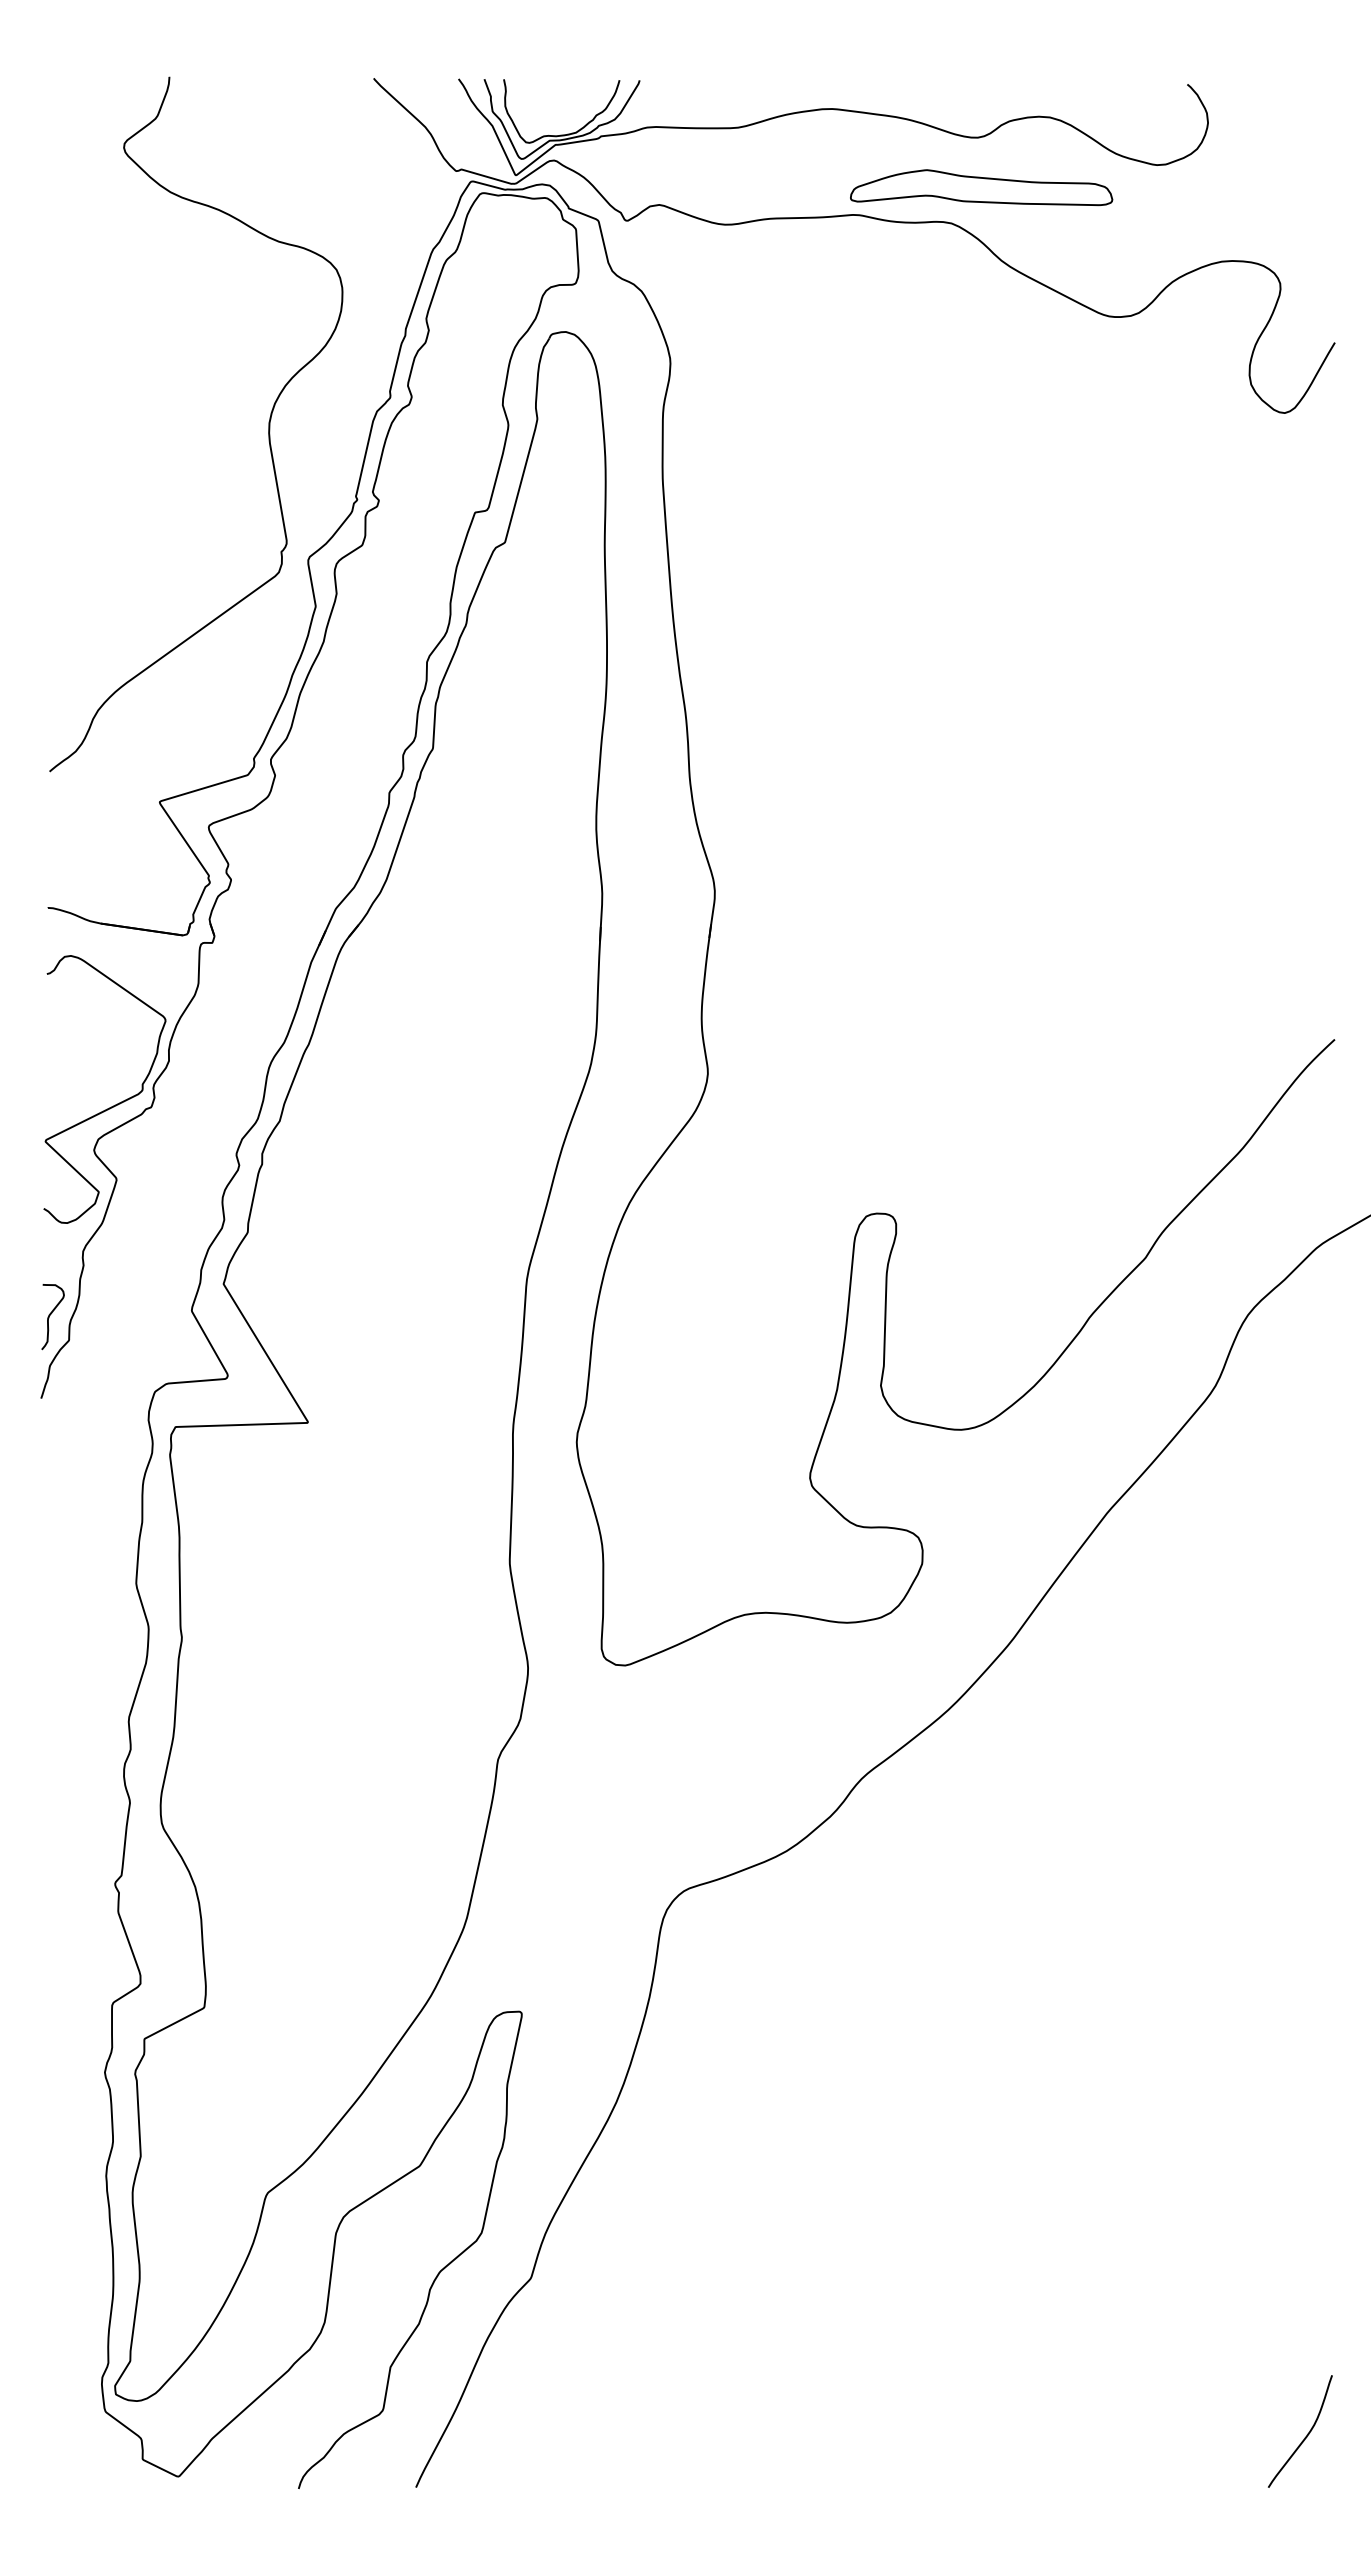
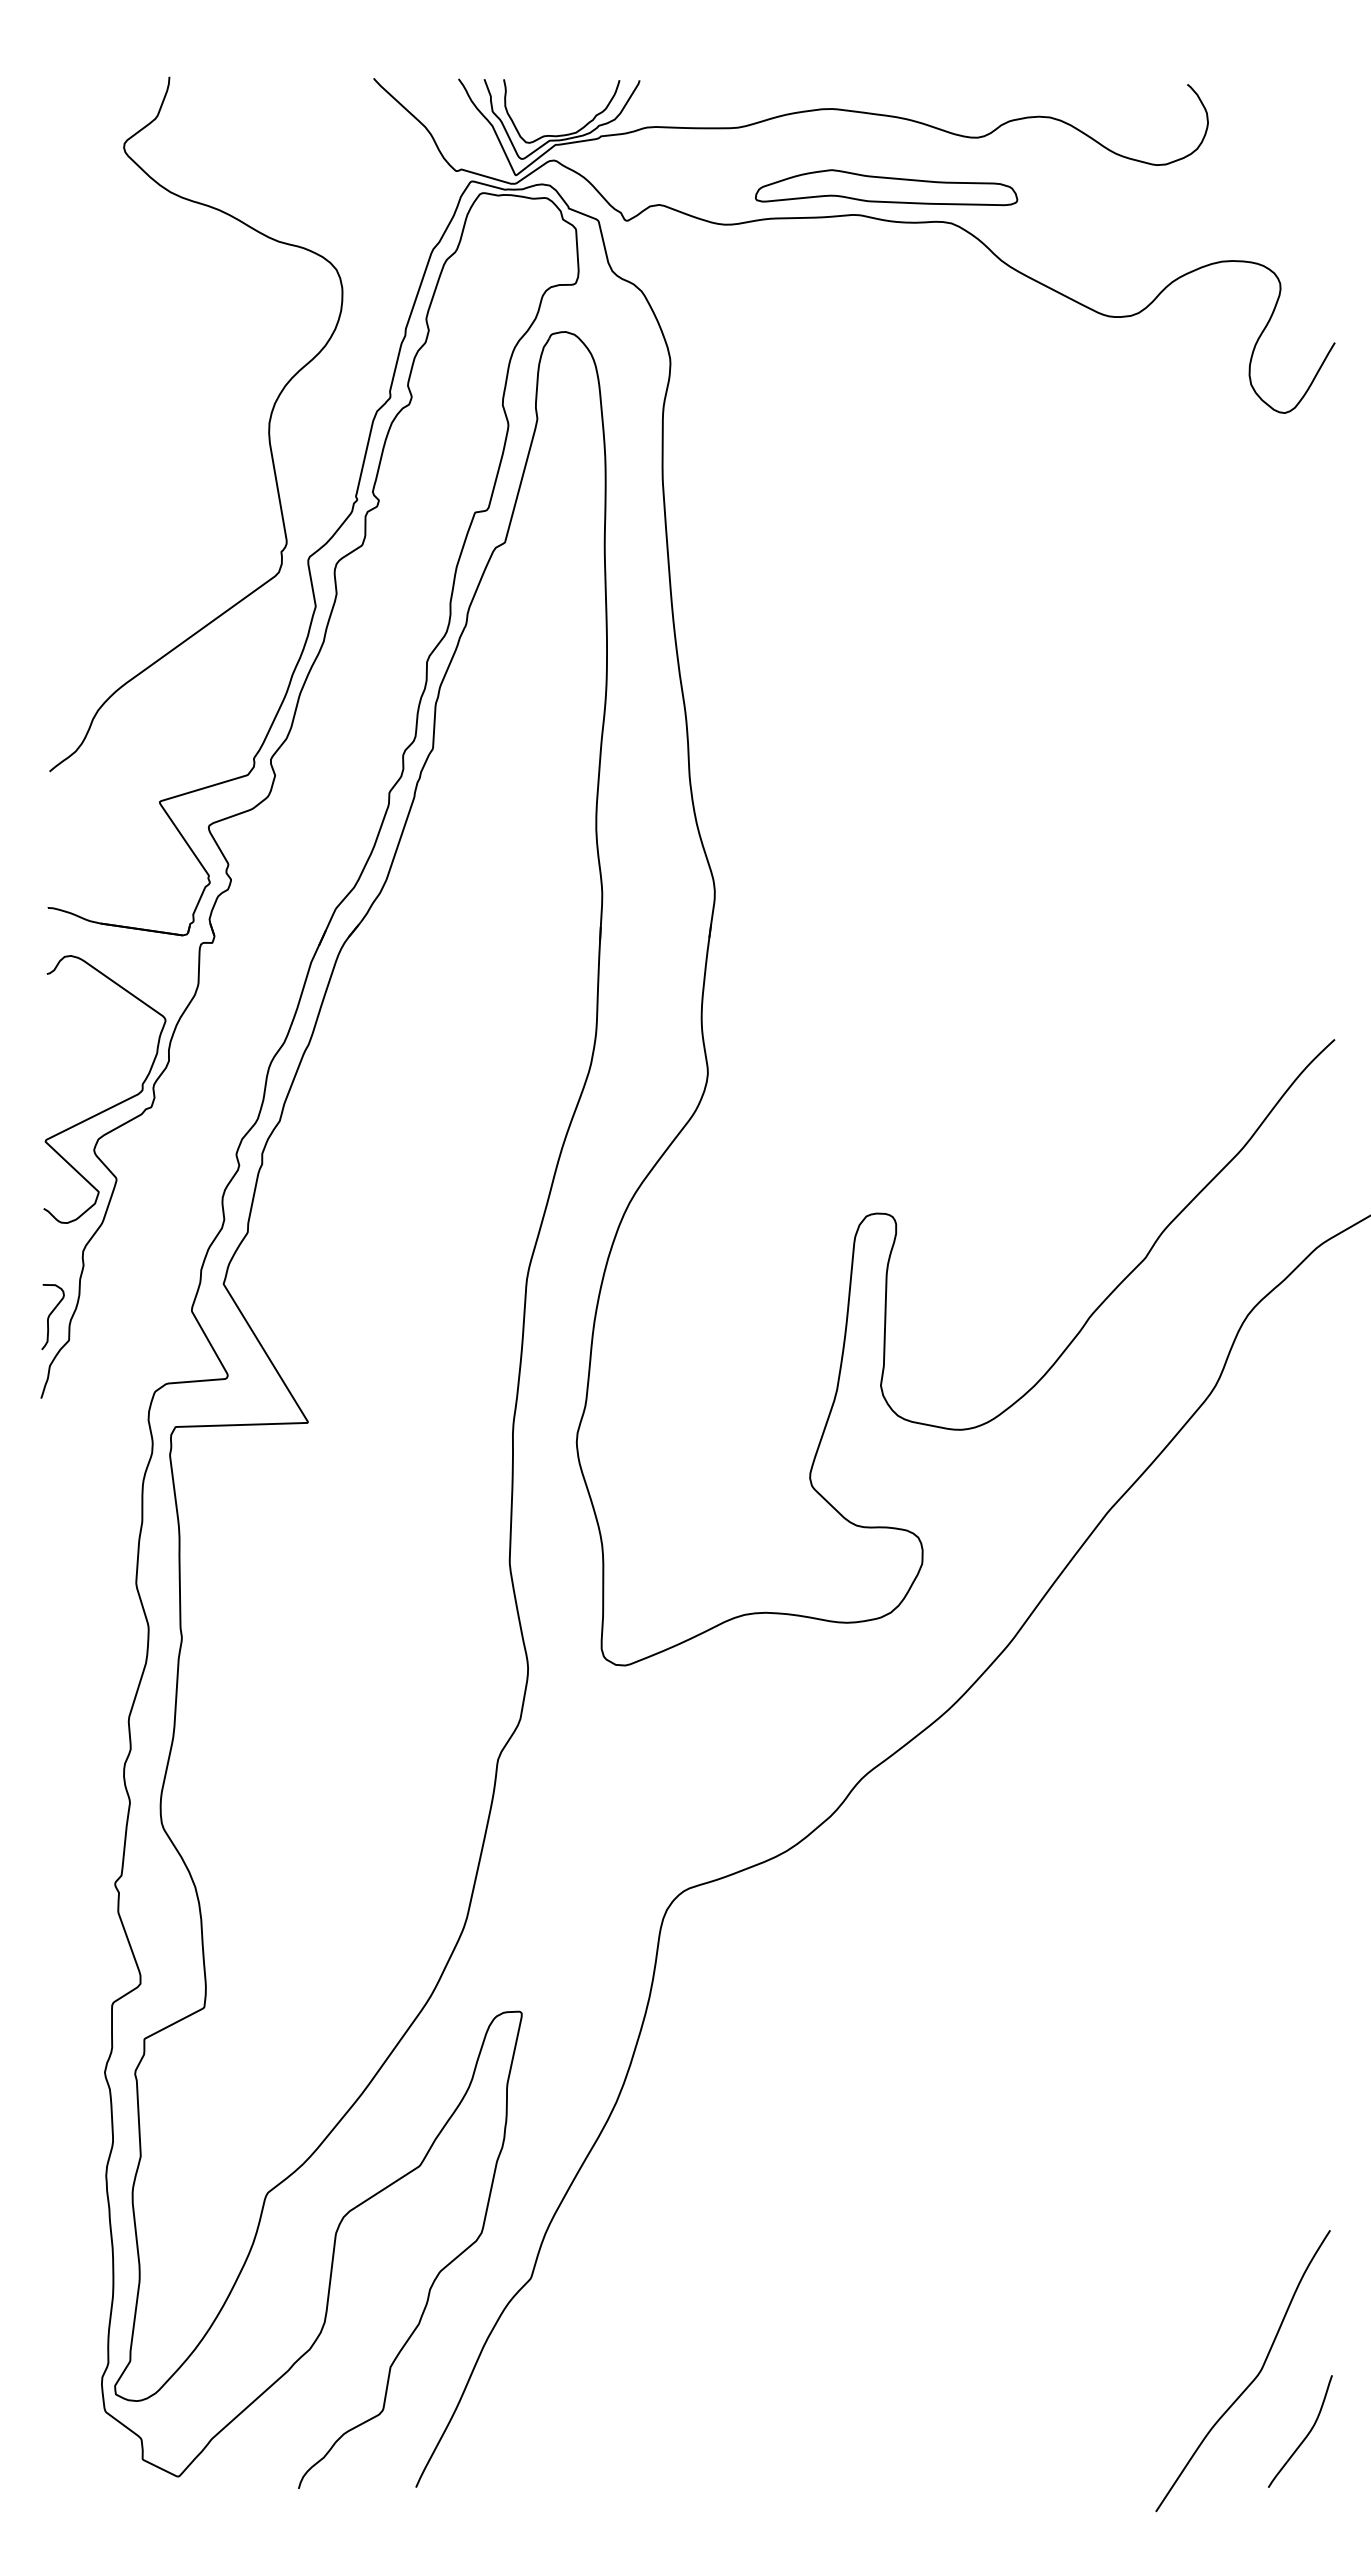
part position: (981, 187) -> (886, 187) (886, 187)
curve: none -> present (1254, 2377)
